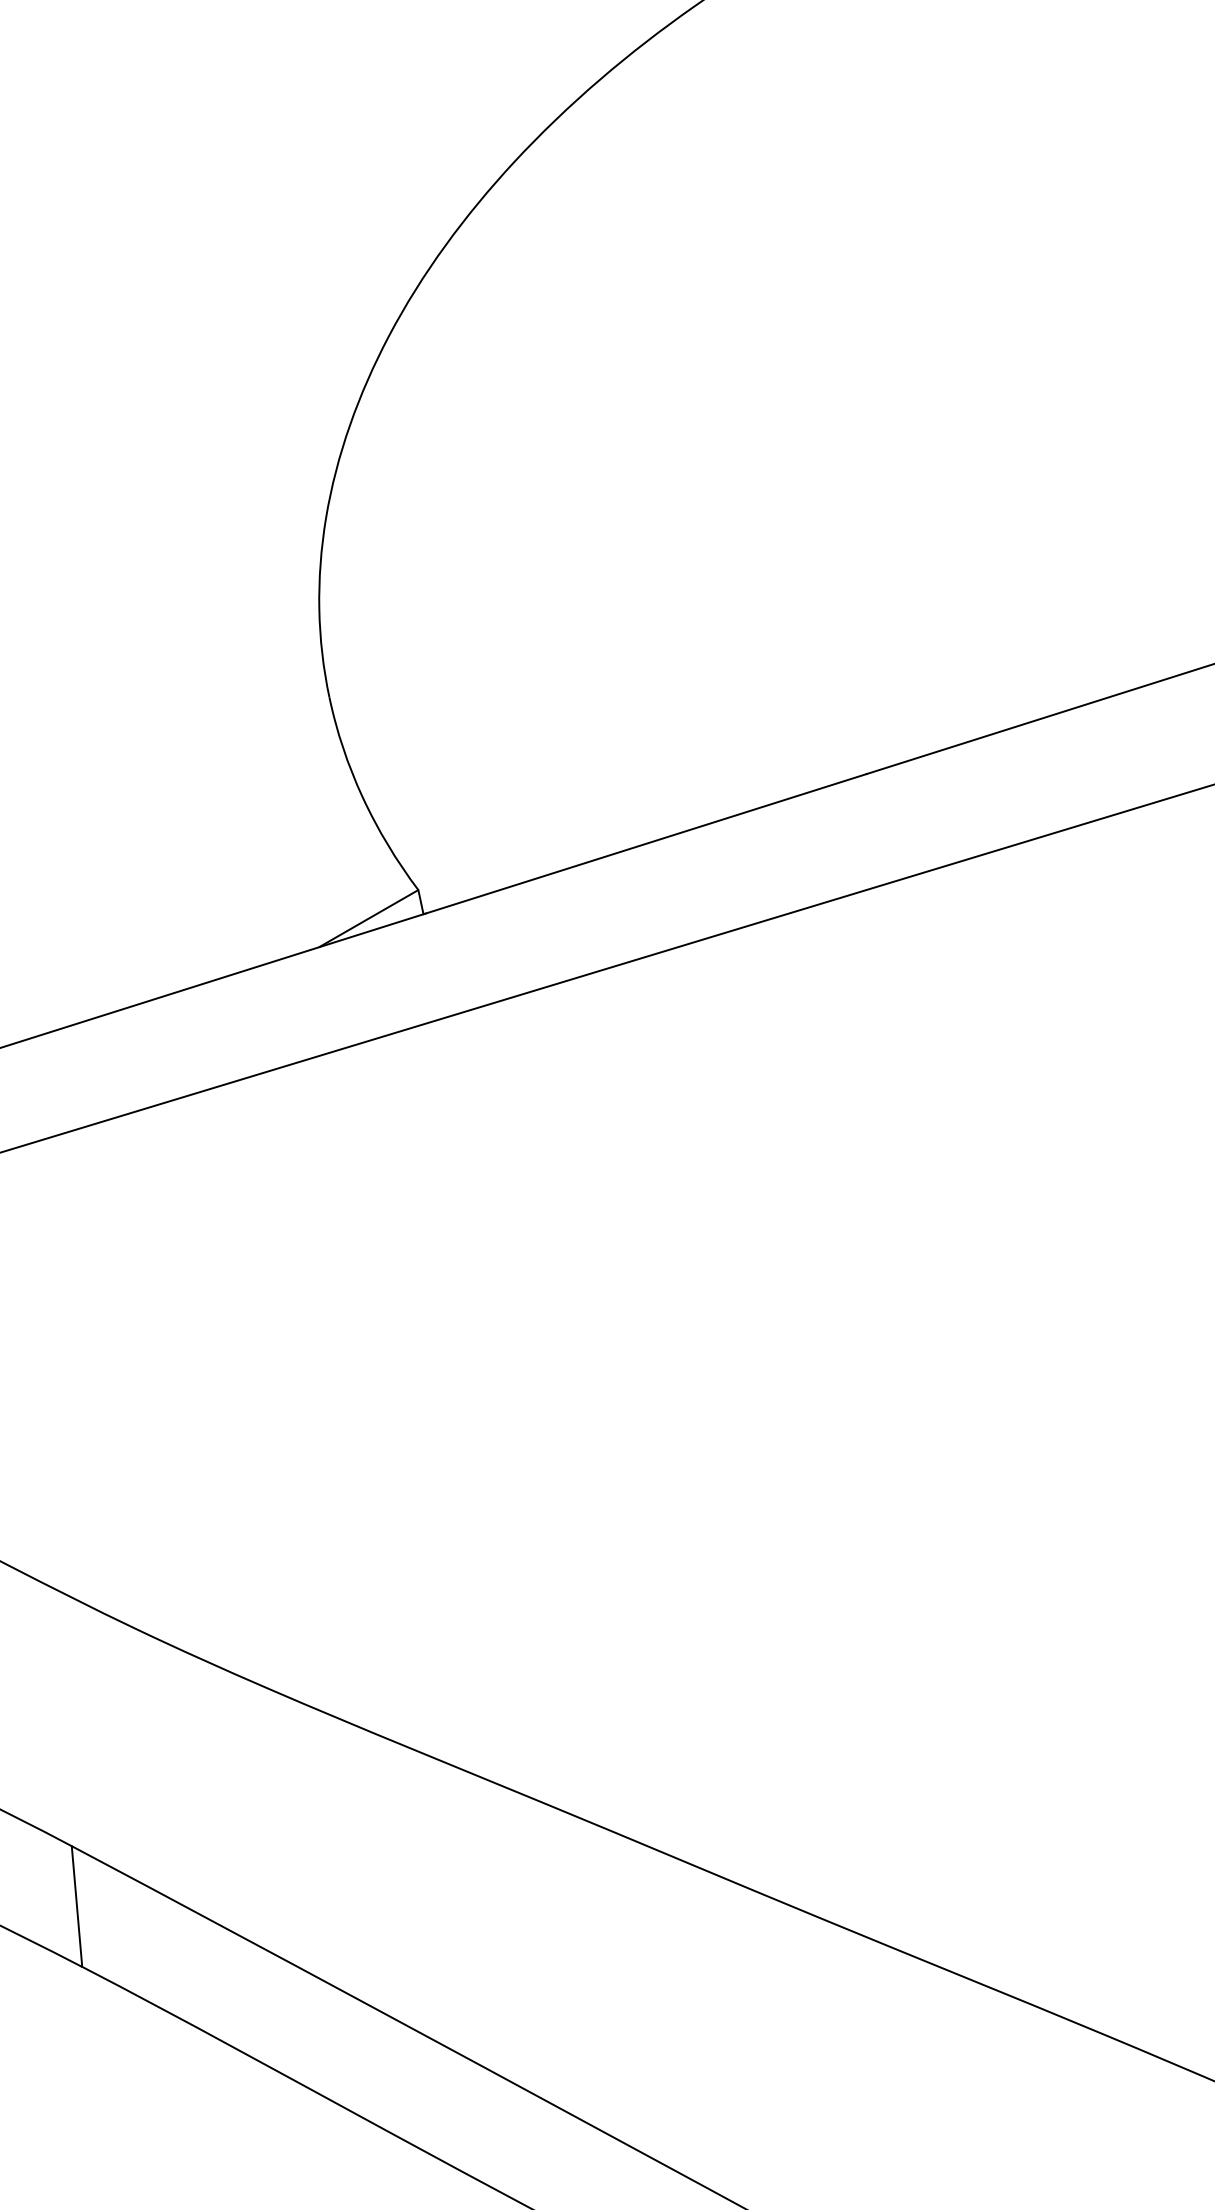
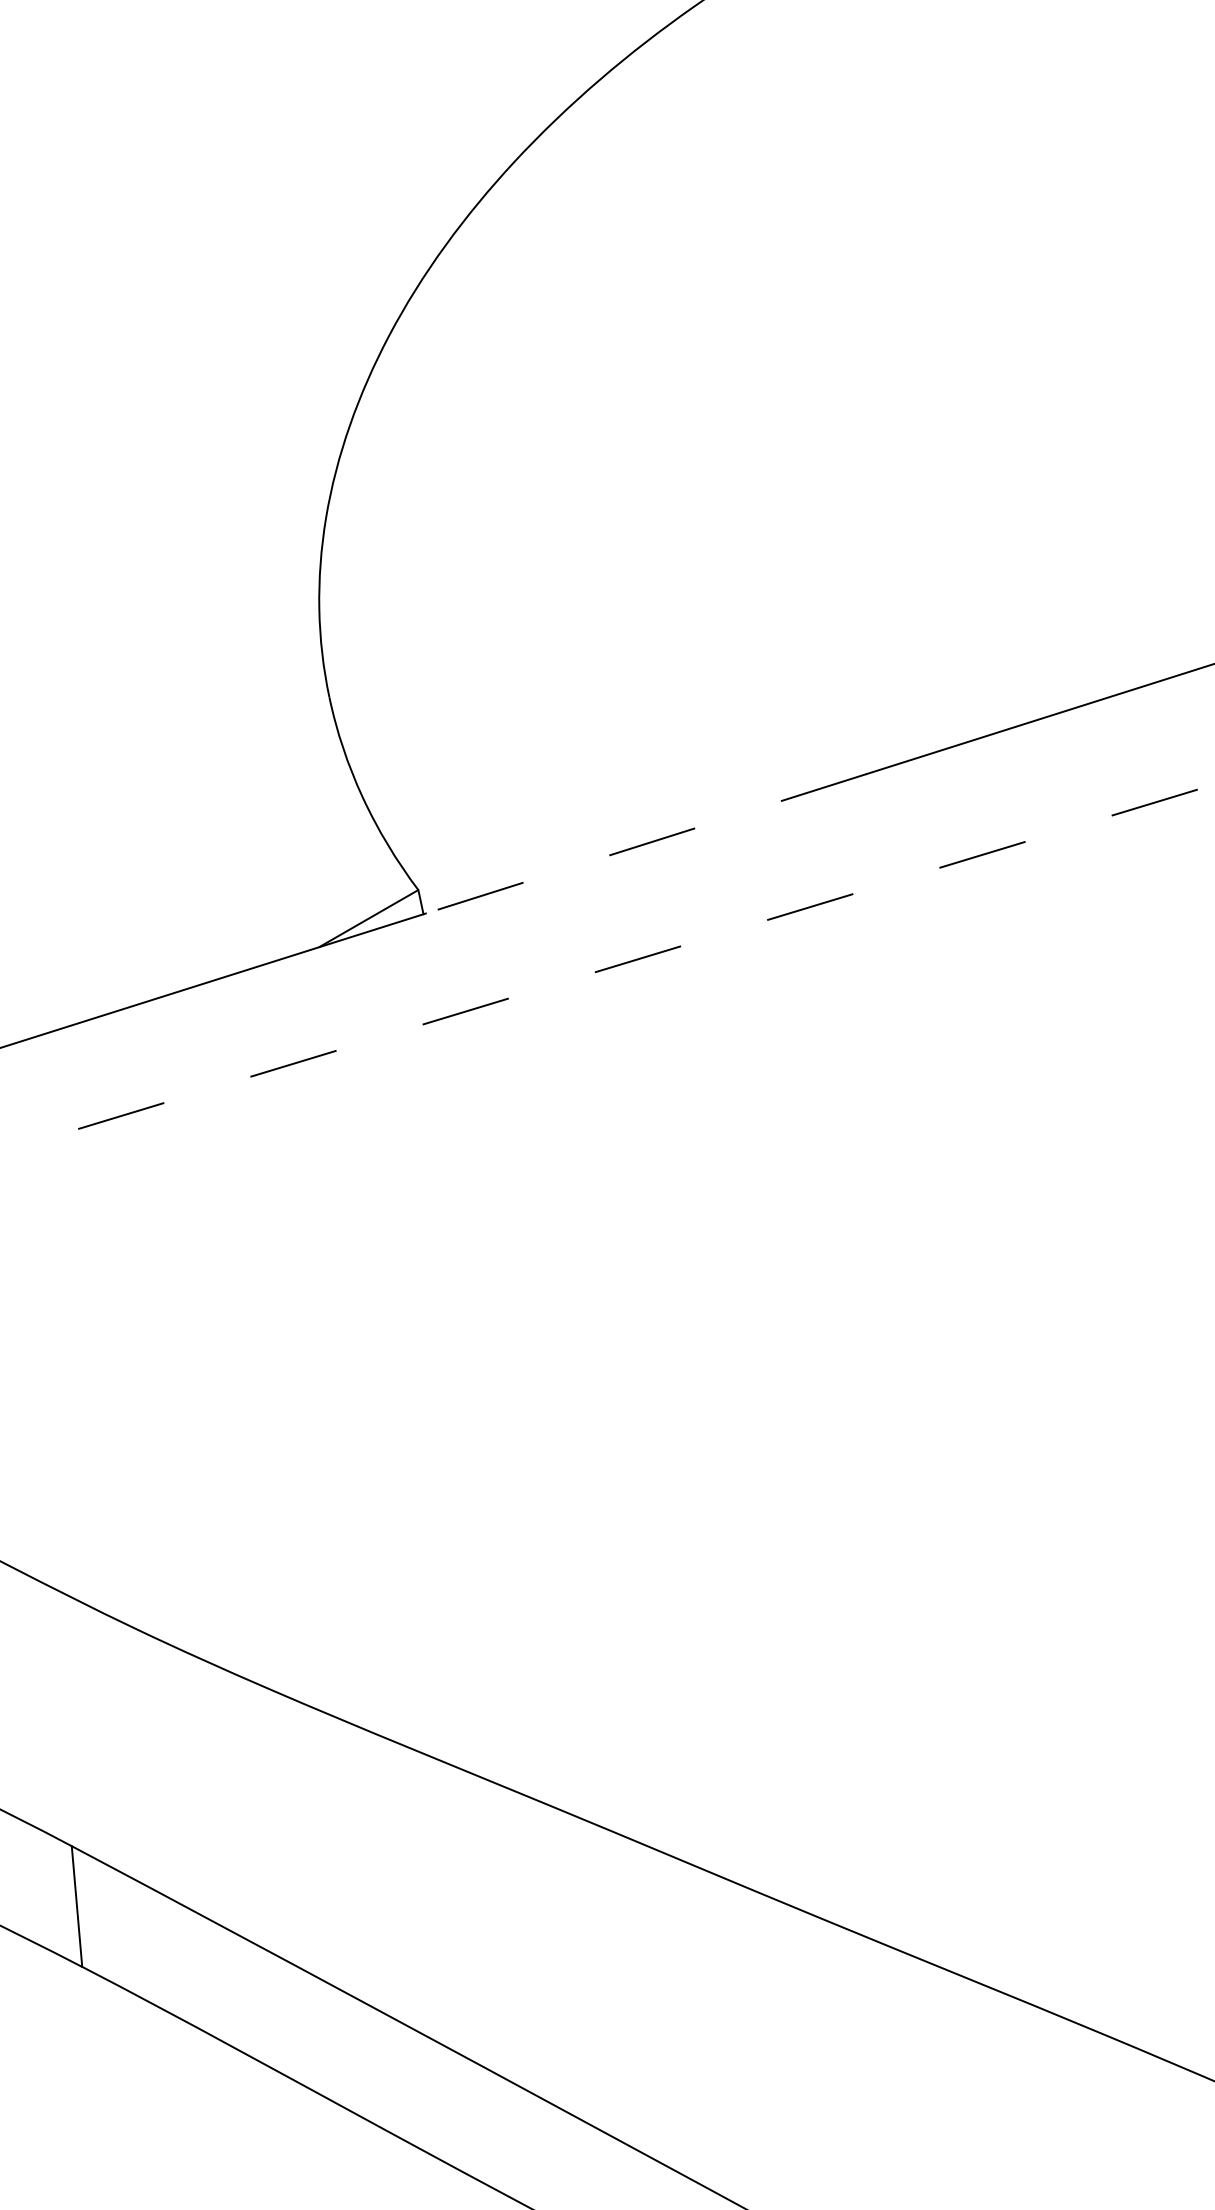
line: solid -> dashed (645, 843)
line: solid -> dashed (607, 968)
